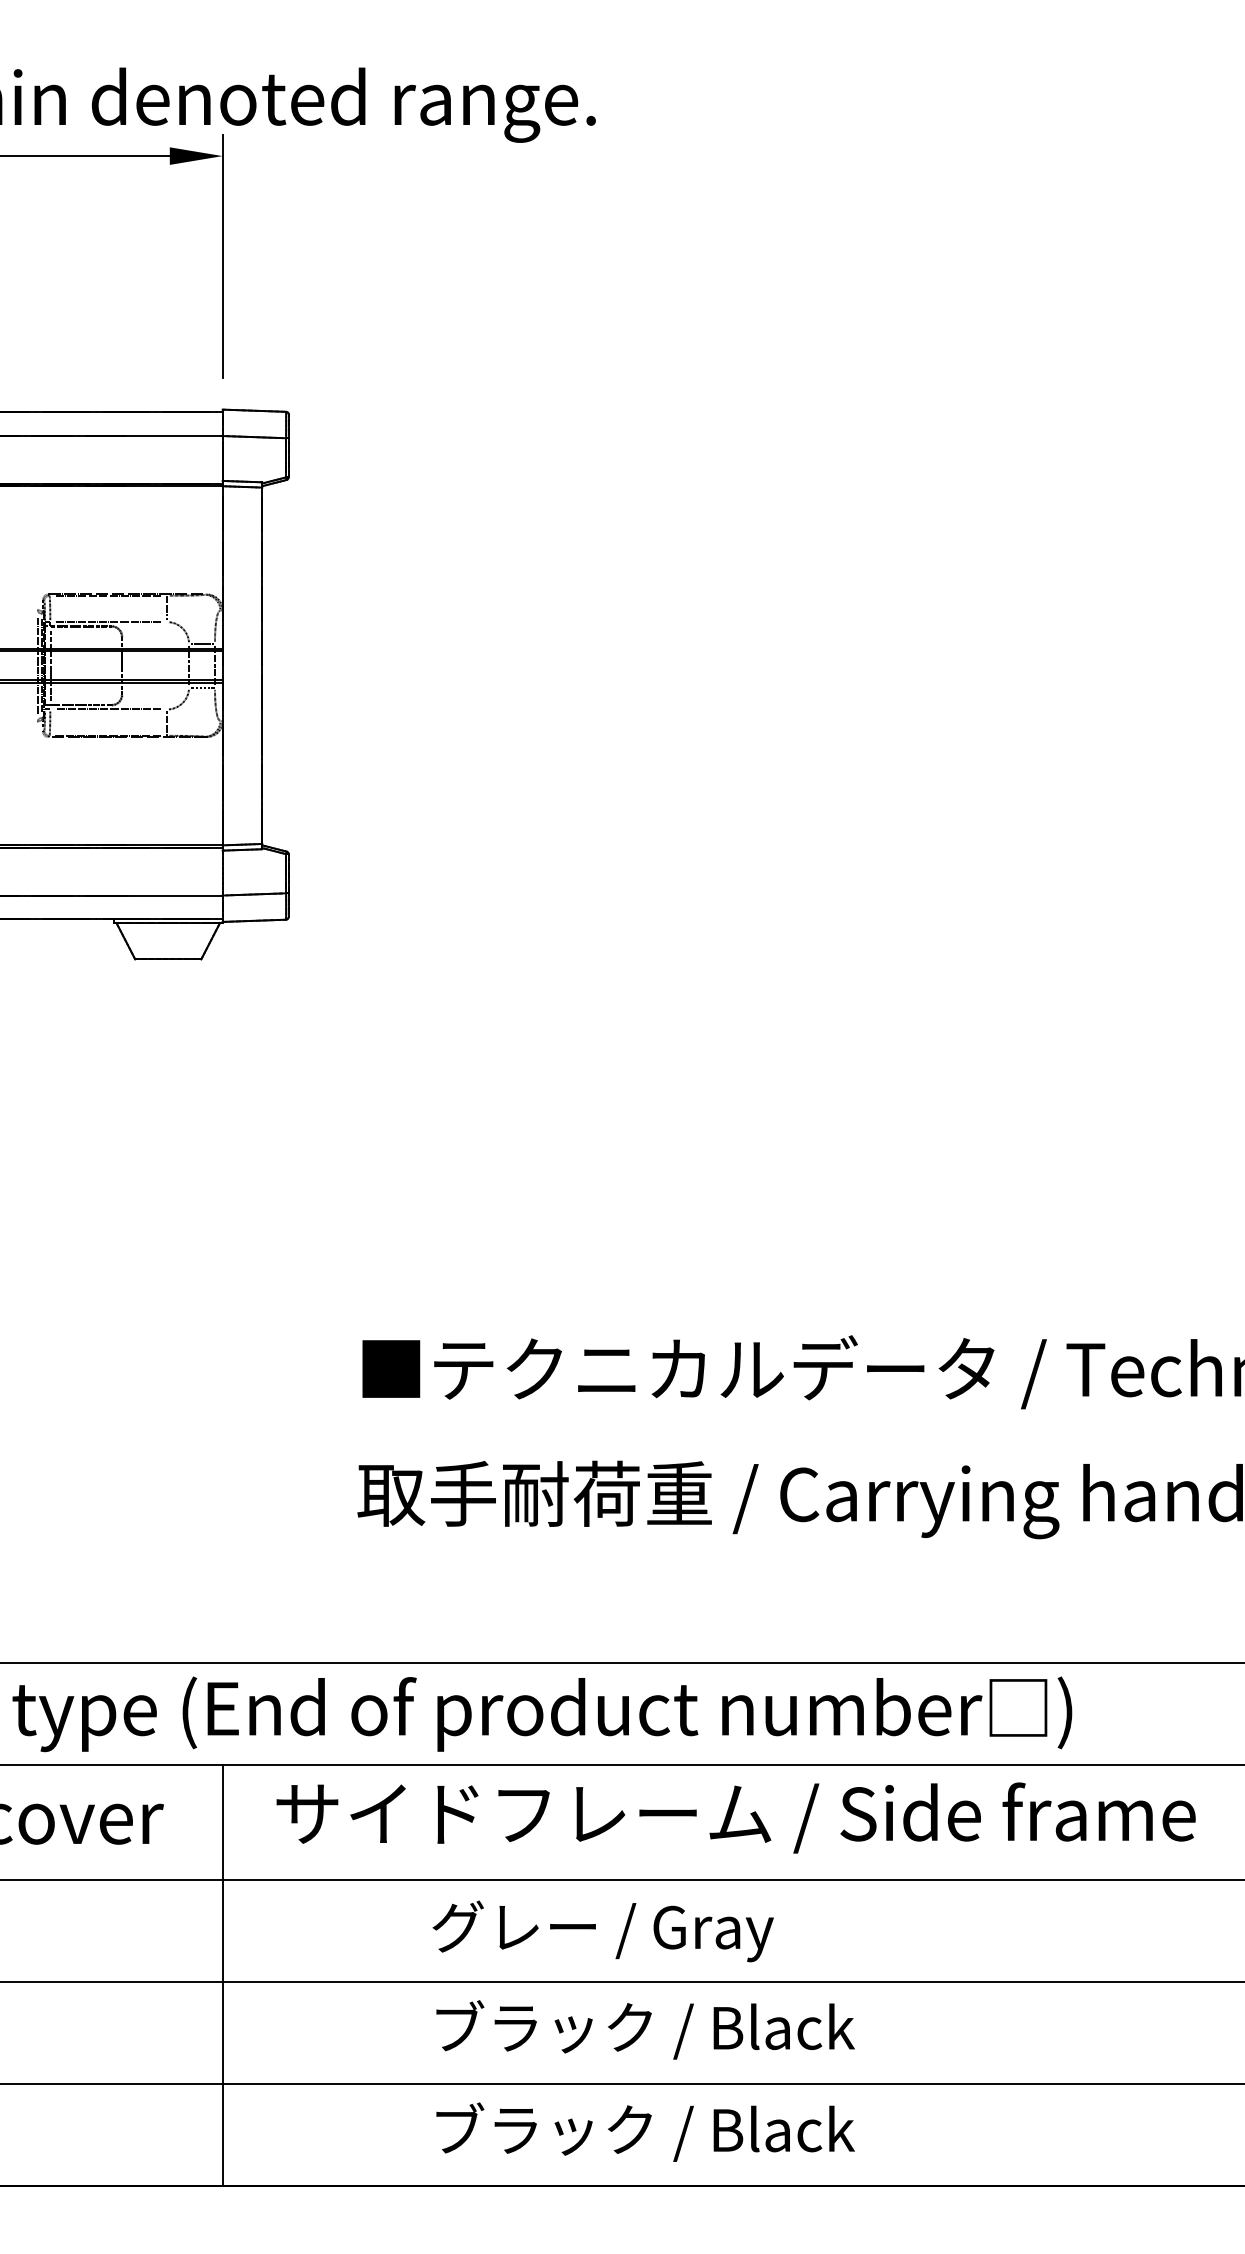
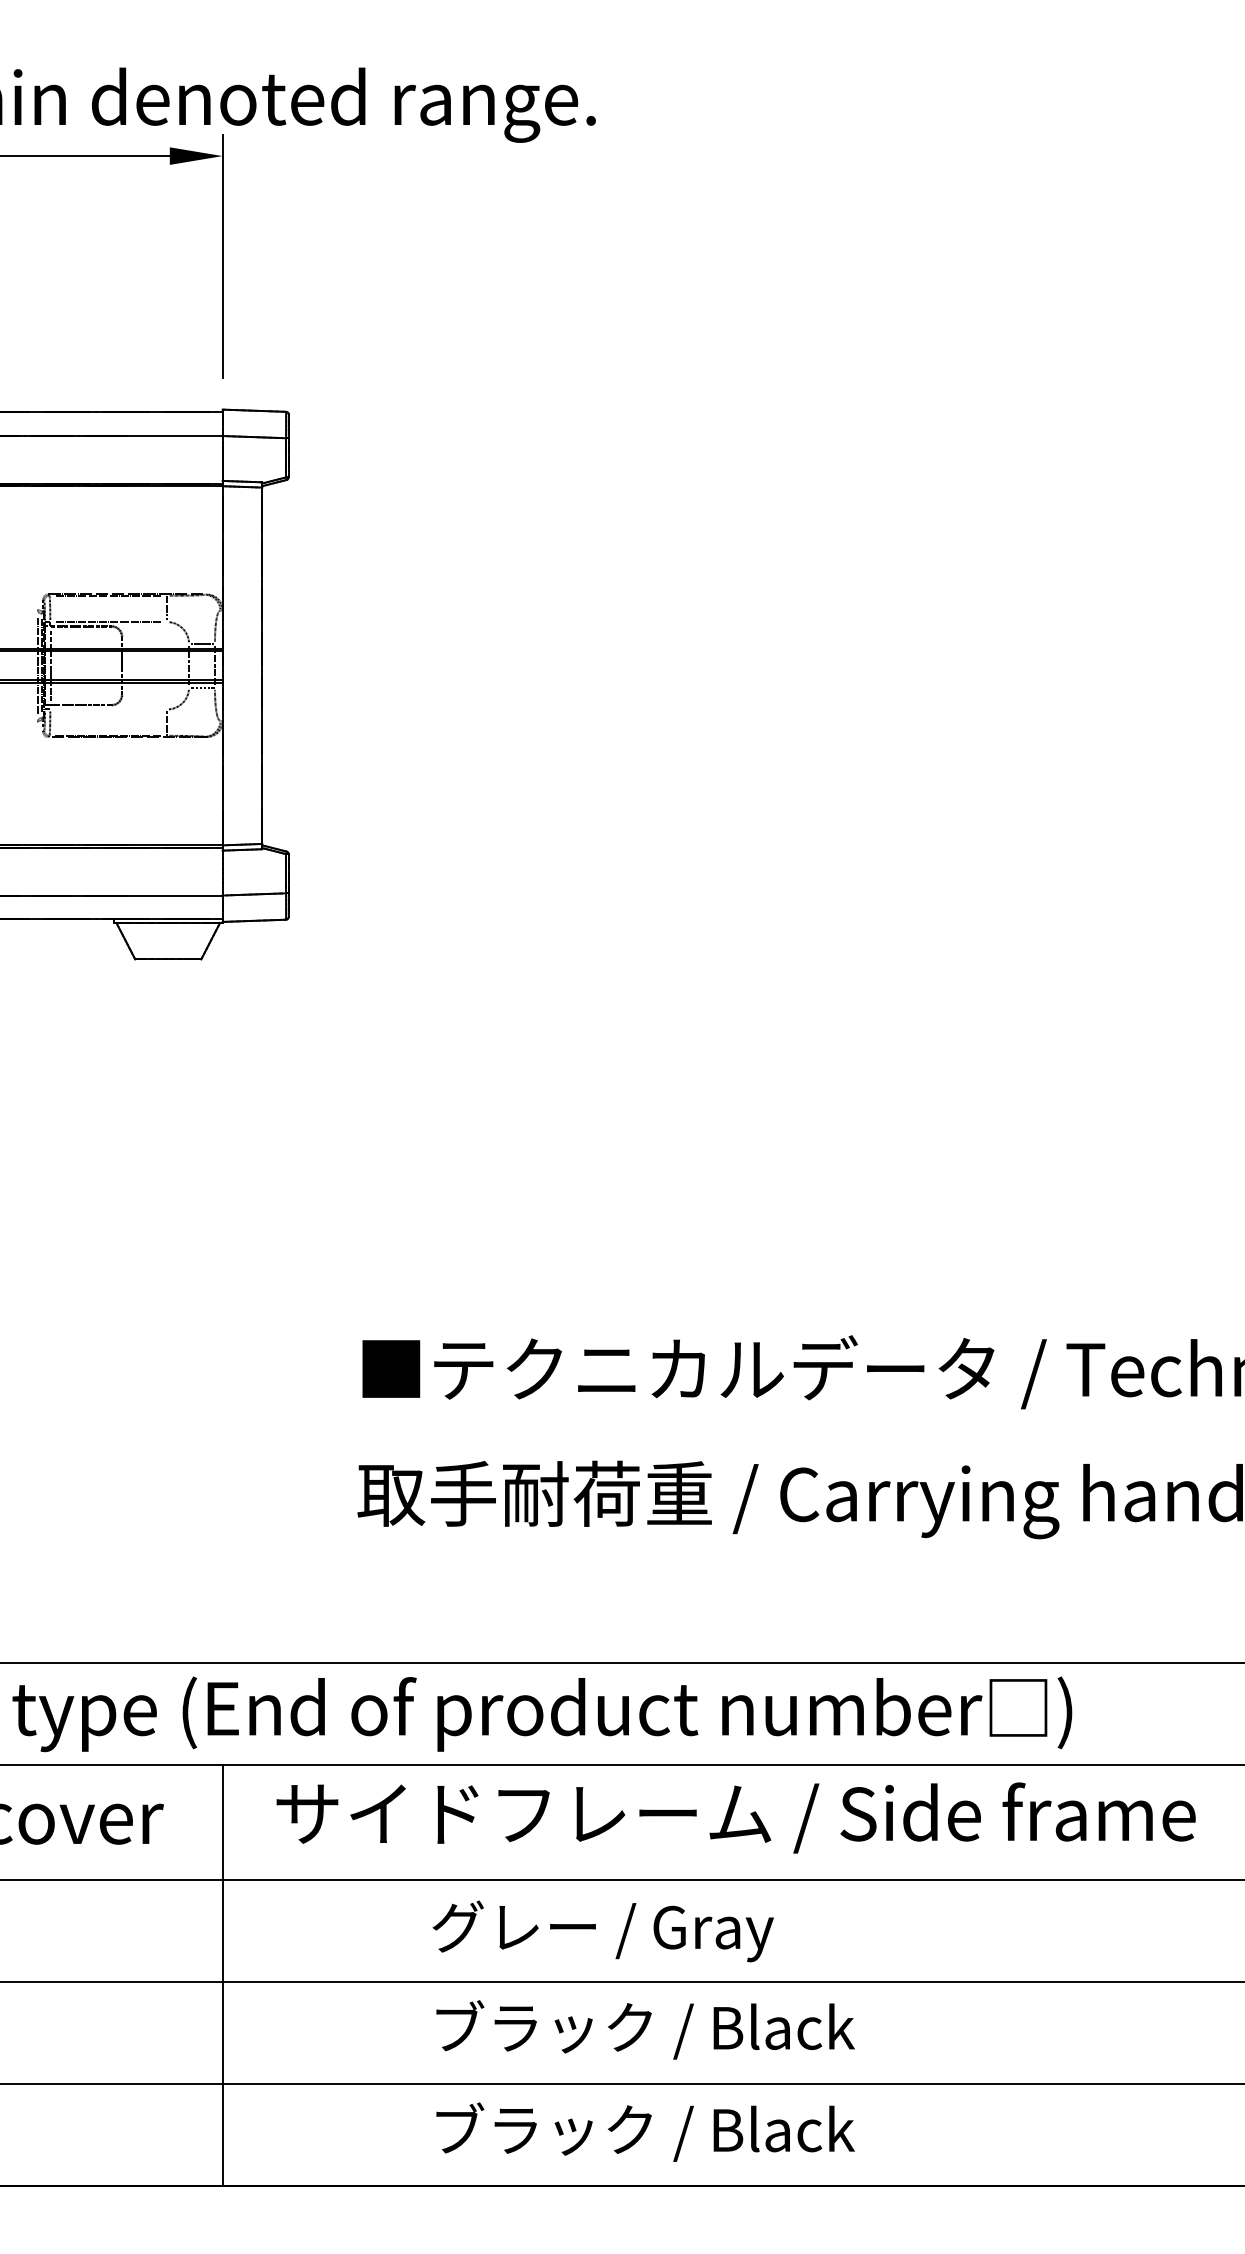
line: present -> none (108, 709)
